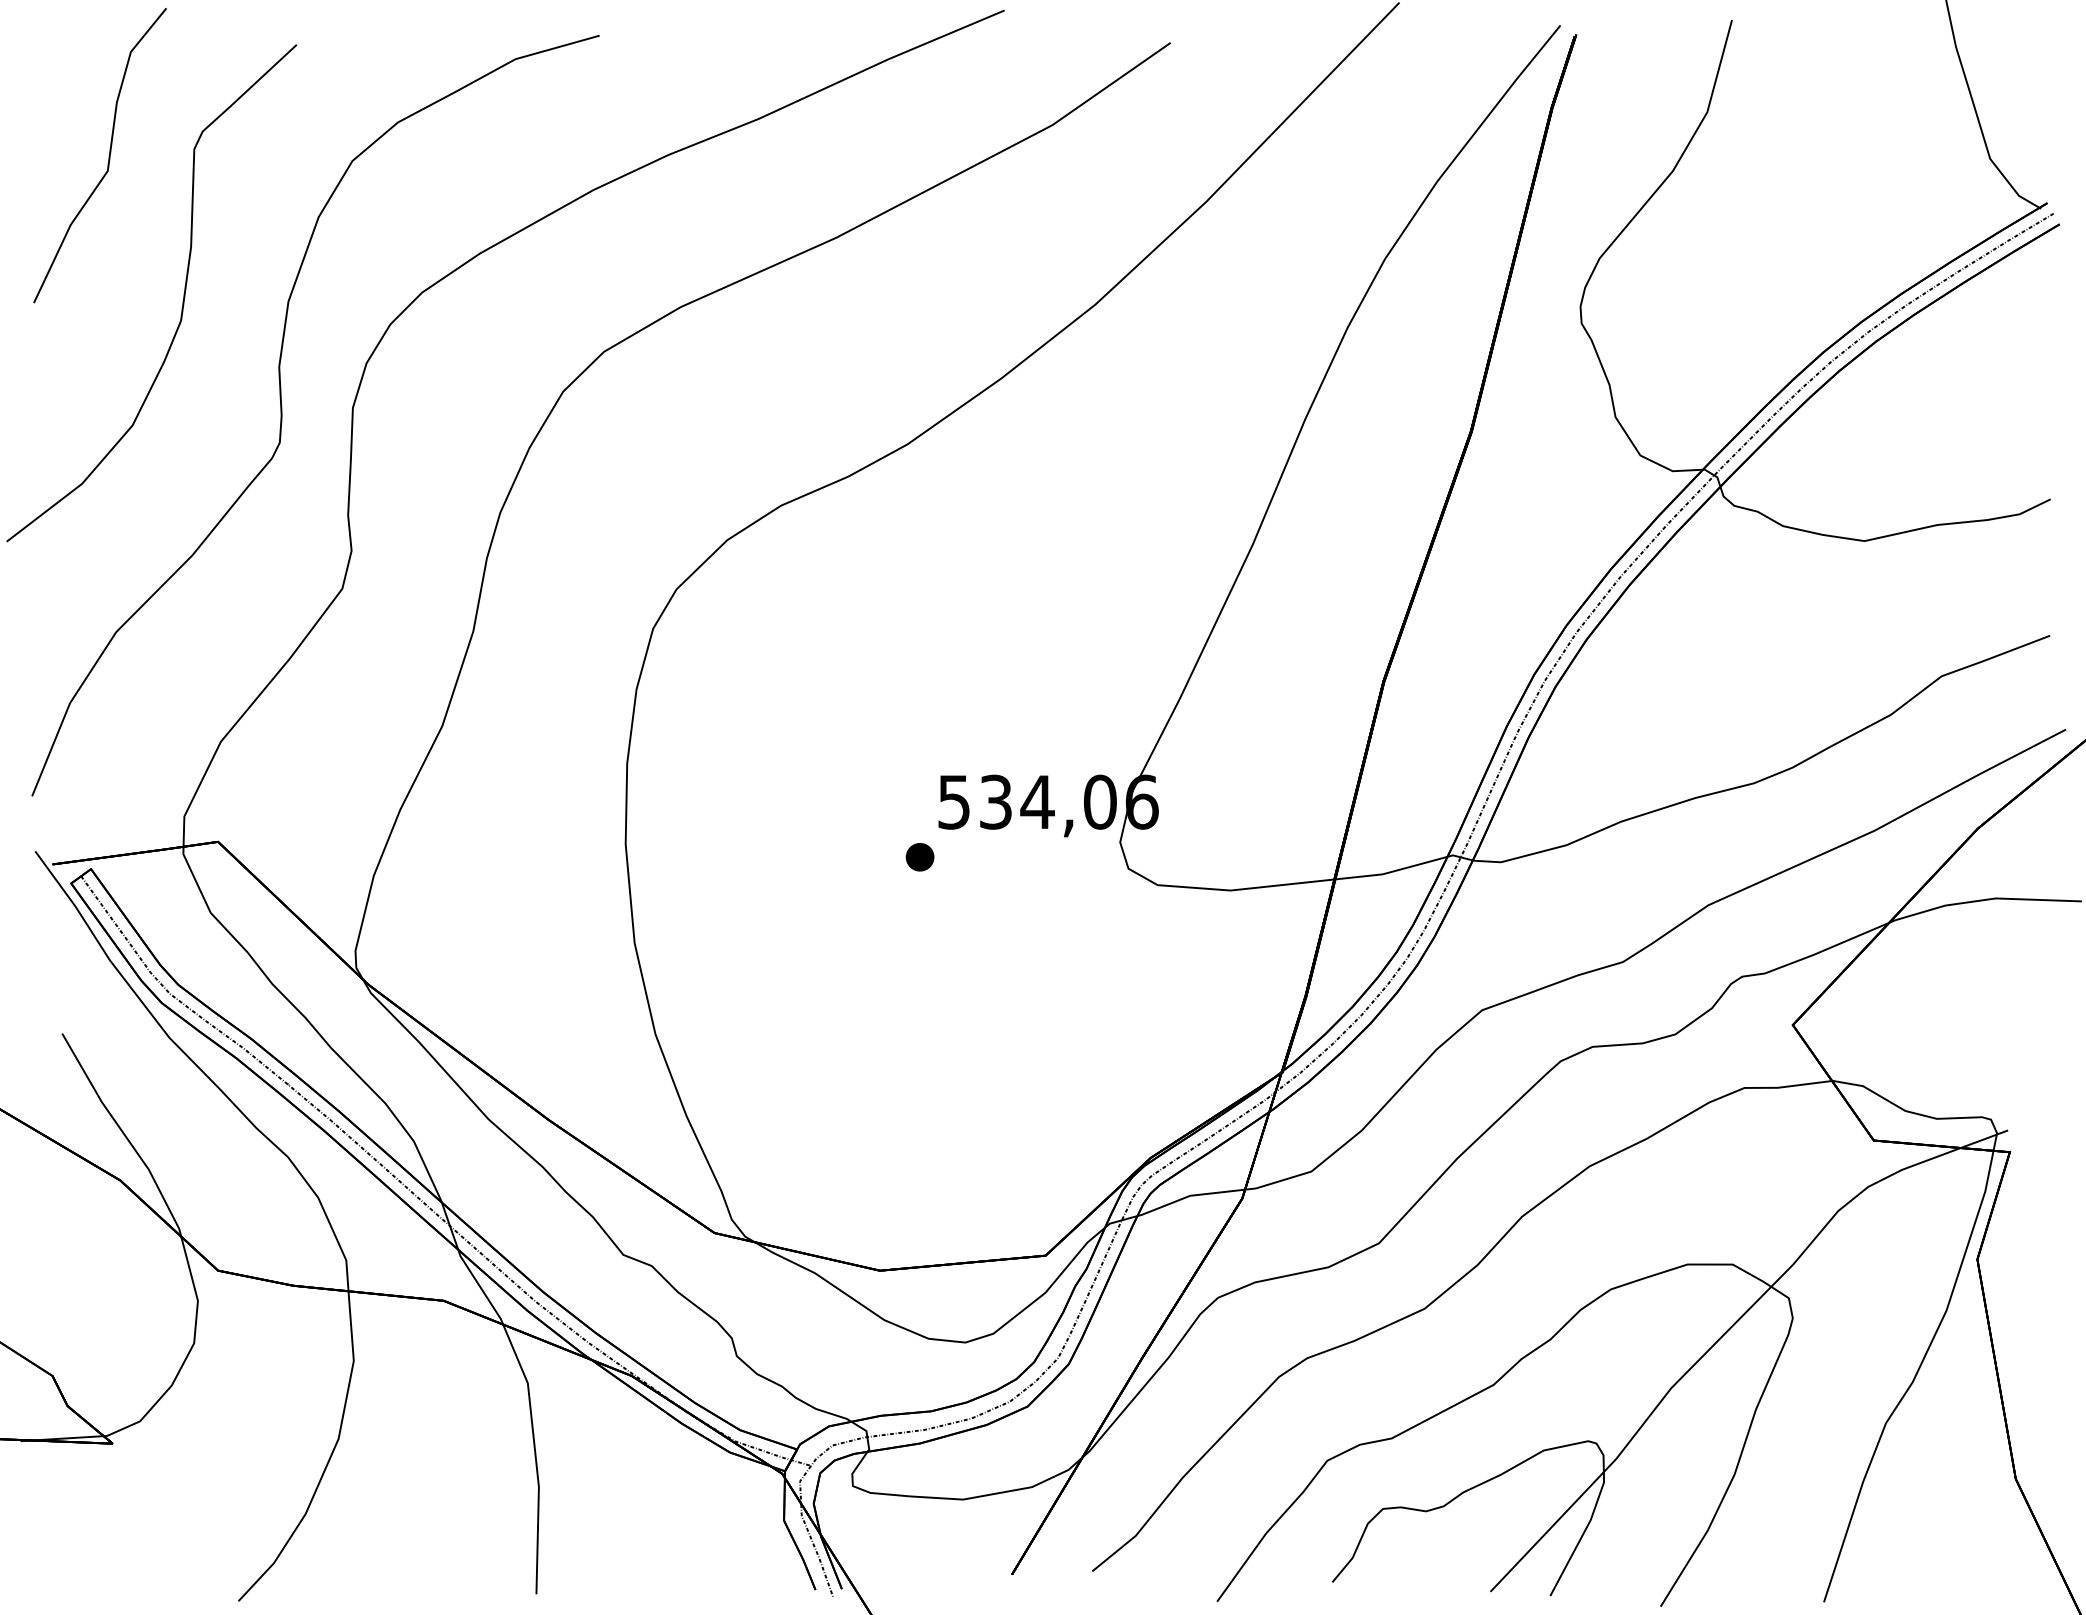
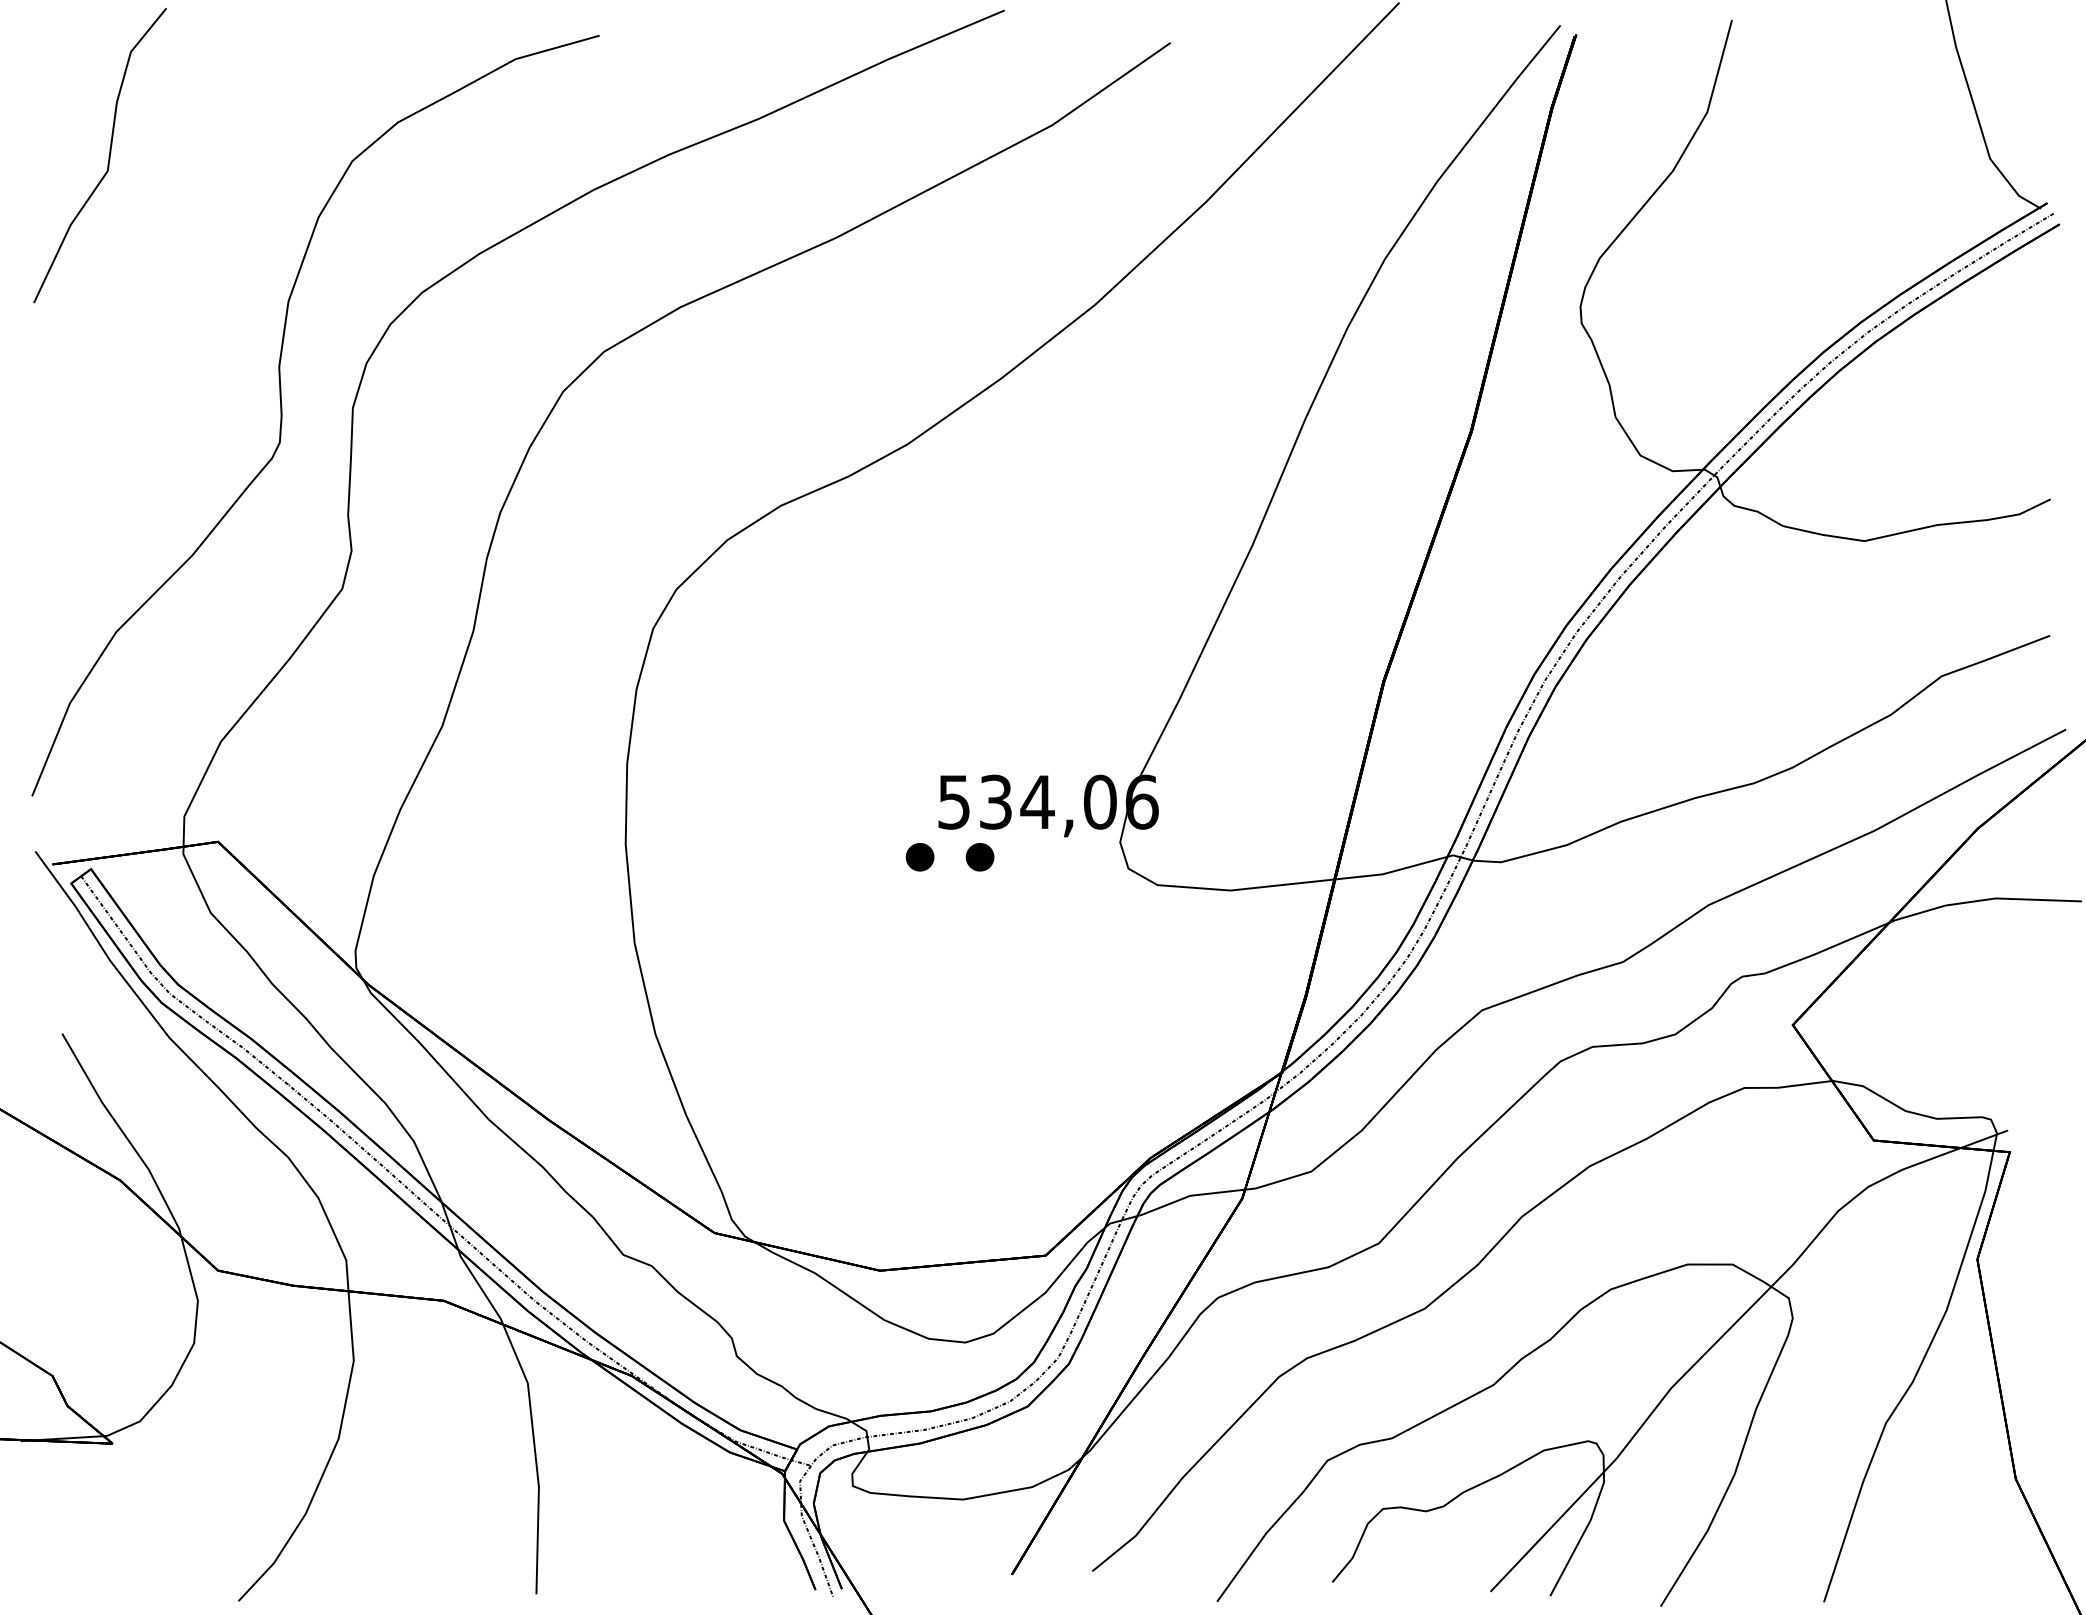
curve: present -> none (183, 293)
part: none -> present (979, 857)
